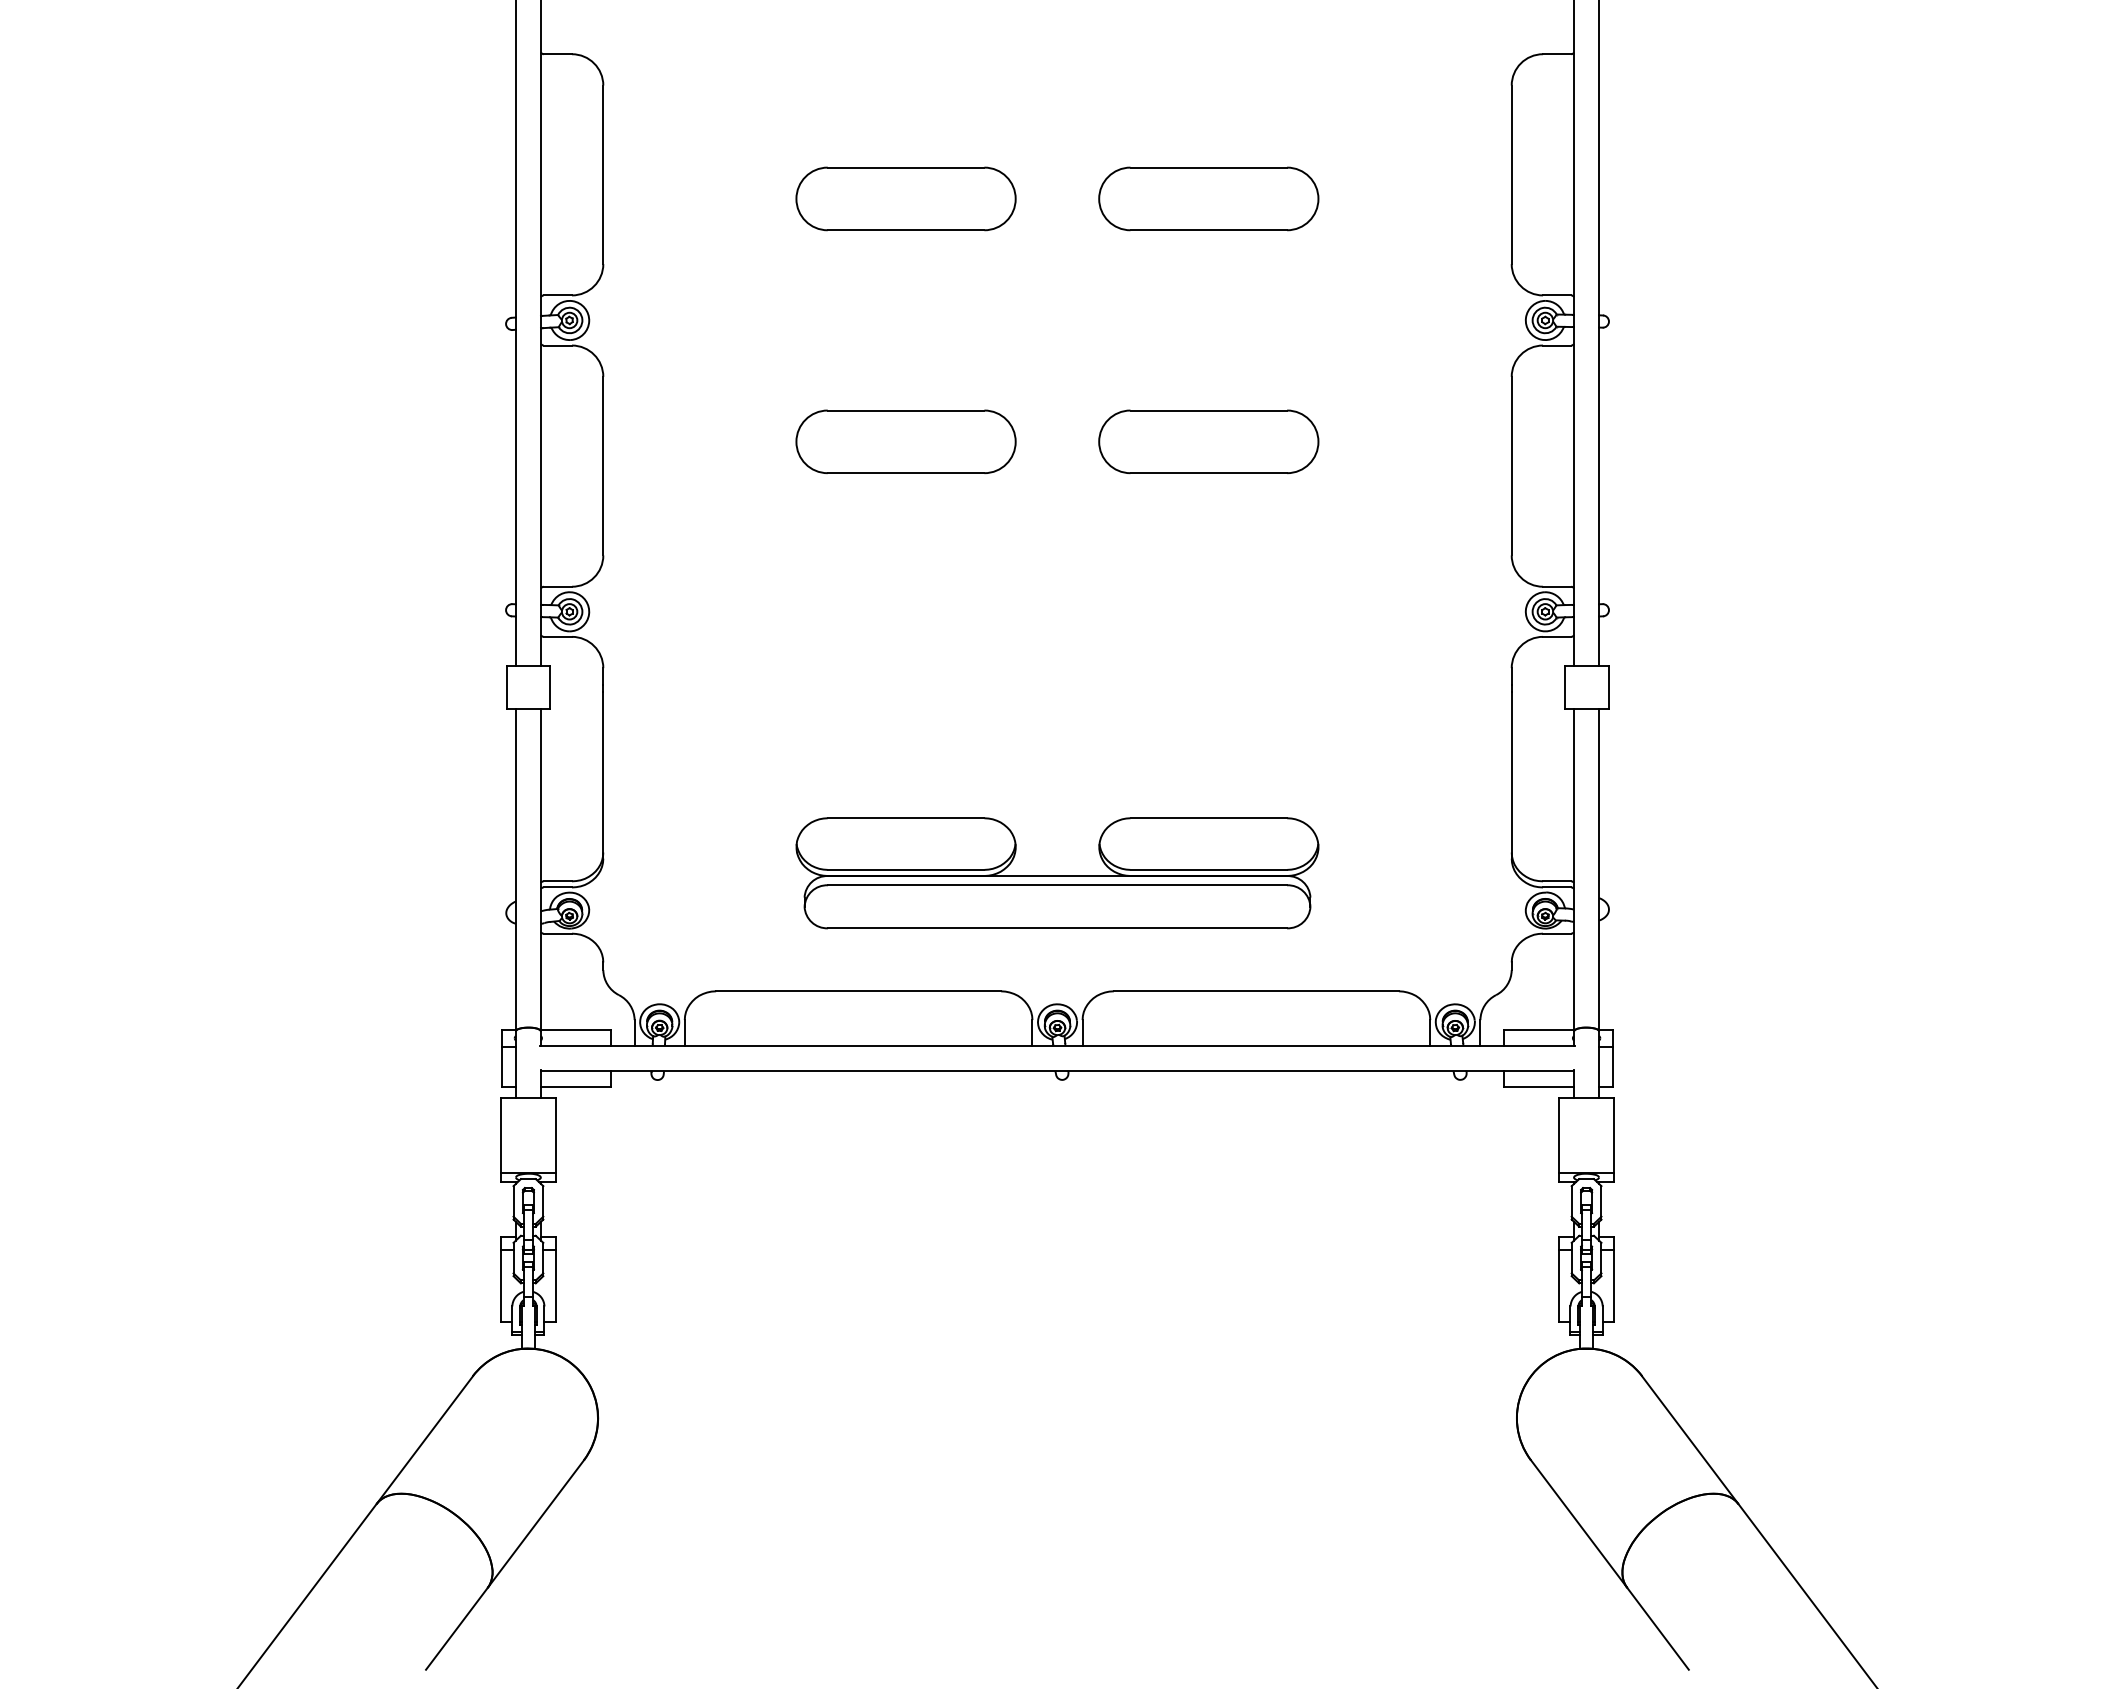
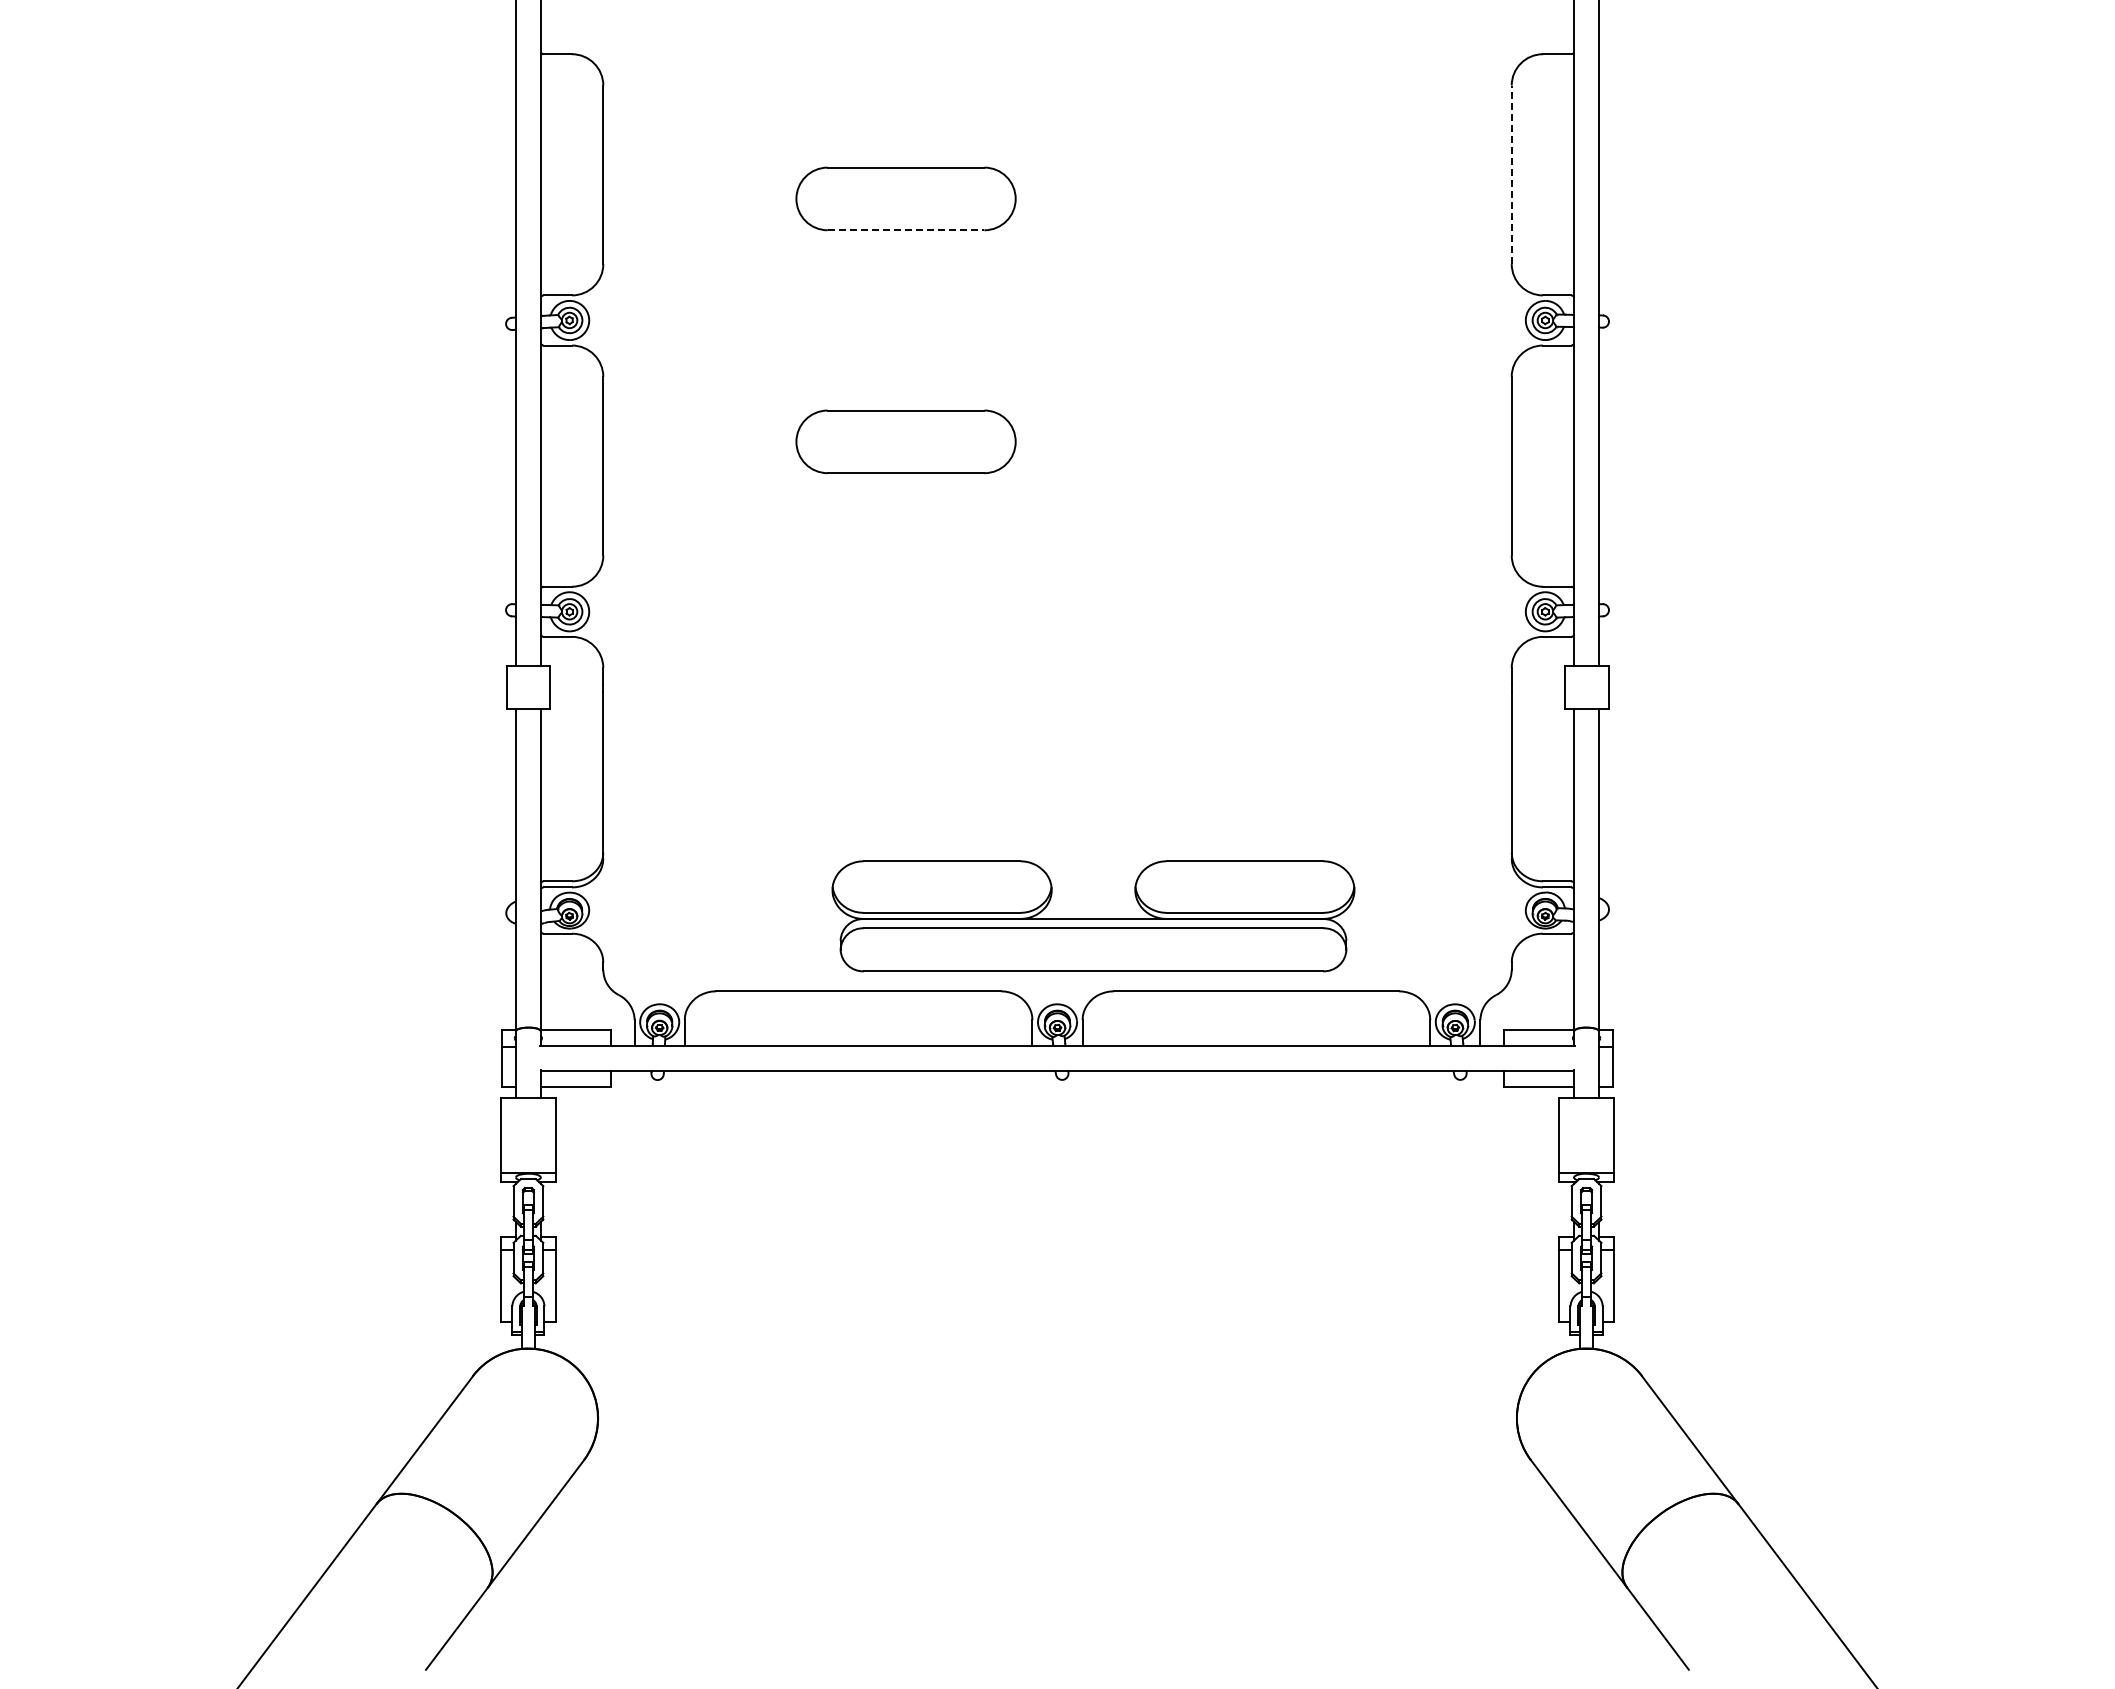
line: solid -> dashed (1511, 174)
part: present -> none (1208, 198)
line: solid -> dashed (906, 230)
part: present -> none (1208, 441)
part position: (1057, 873) -> (1093, 916) (1093, 916)
